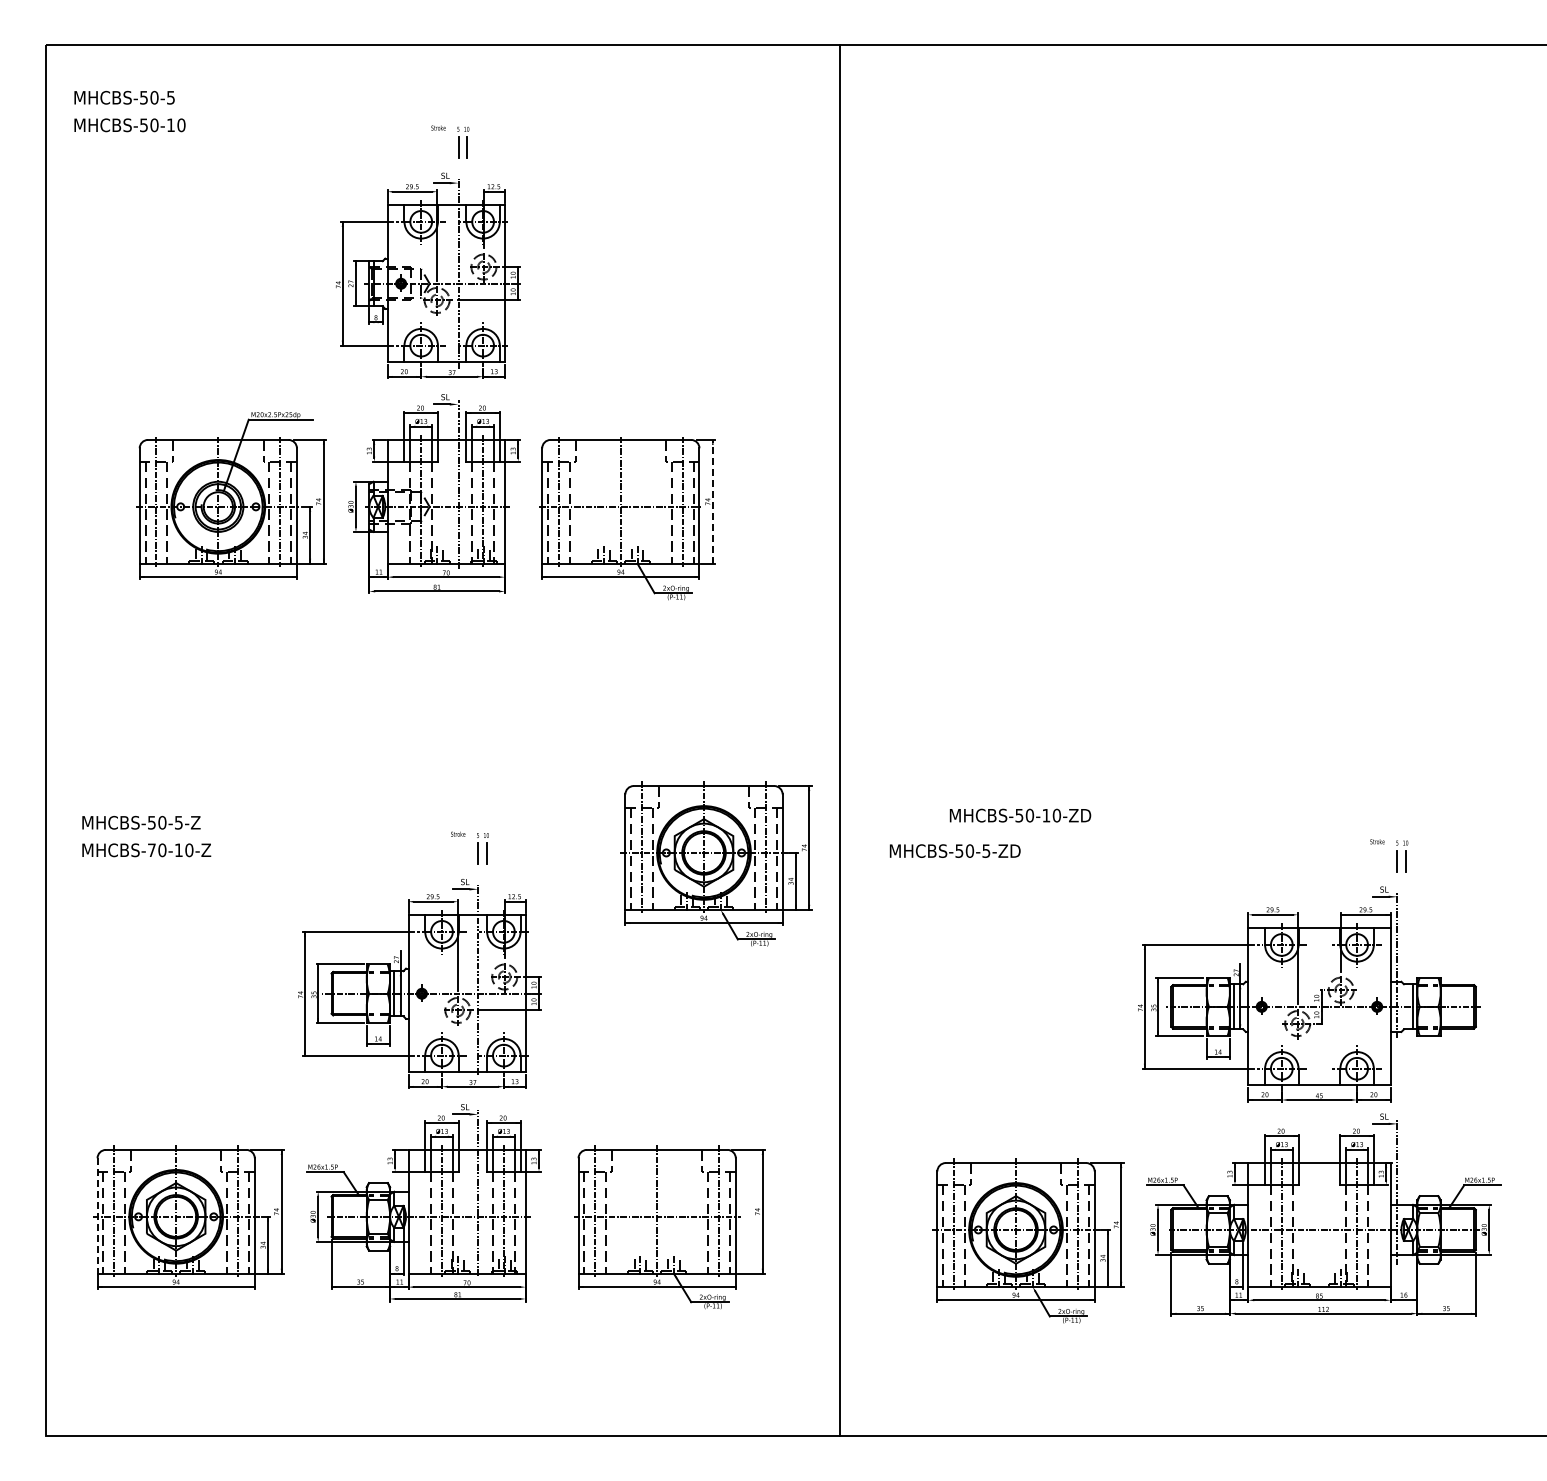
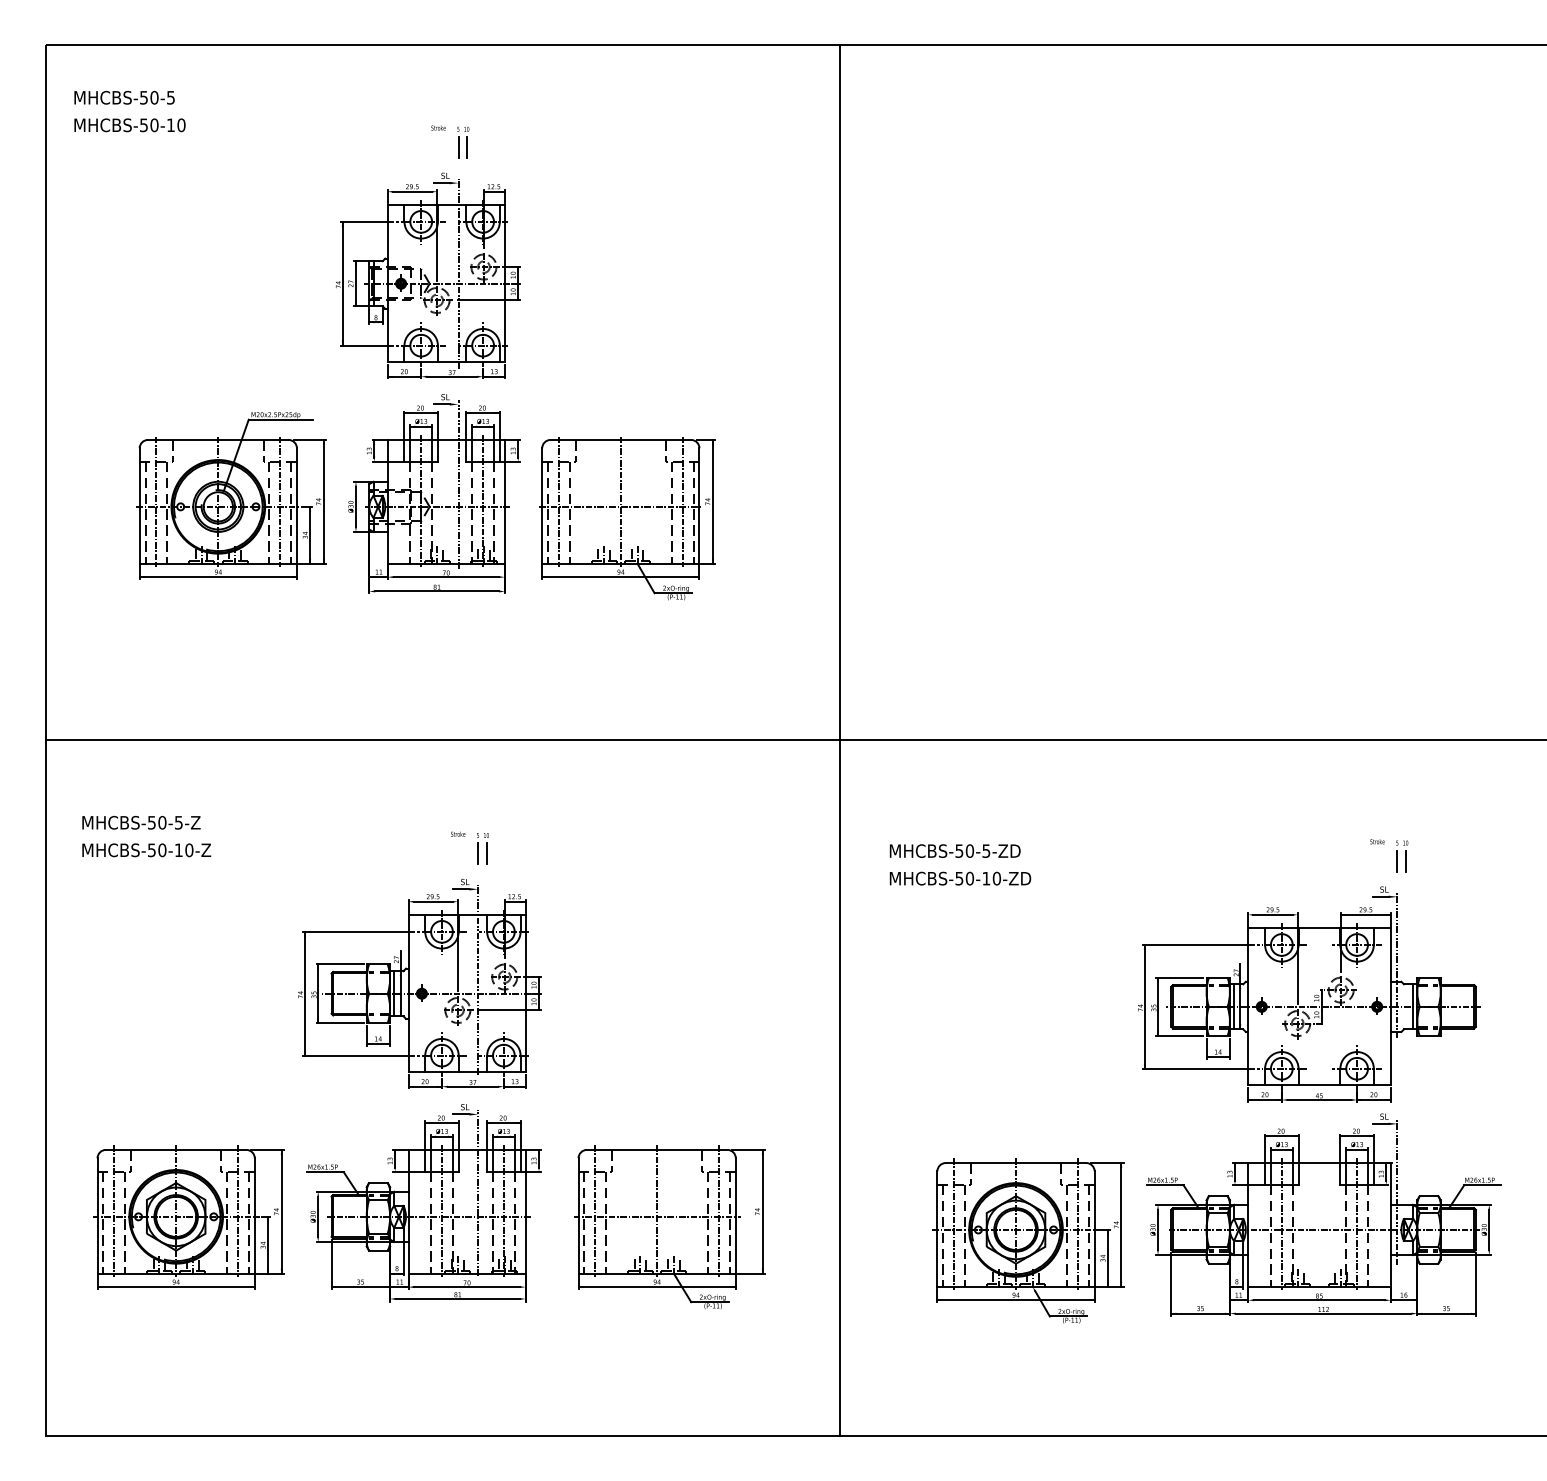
line: dashed -> solid (712, 501)
line: none -> present (794, 740)
text position: (1020, 815) -> (960, 878) (960, 878)
text: MHCBS-70-10-Z -> MHCBS-50-10-Z (151, 850)
part: present -> none (716, 863)
line: dashed -> solid (97, 1216)
